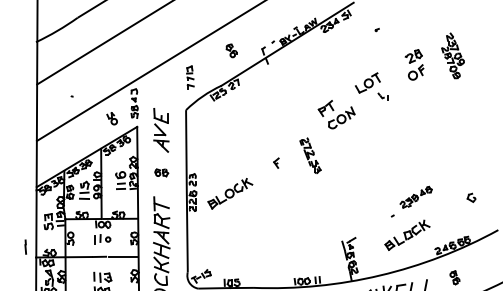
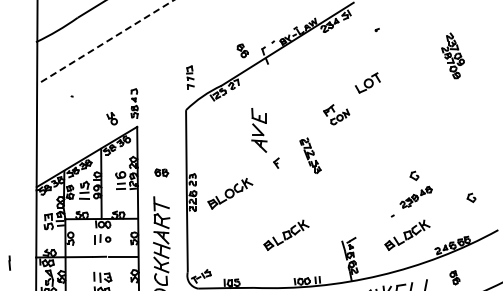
line: solid -> dashed (105, 42)
part position: (231, 50) -> (242, 50) (242, 50)
part: present -> none (414, 64)
line: present -> none (149, 71)
part: present -> none (382, 96)
part size: 39x30 px -> 28x22 px (336, 114)
part position: (161, 130) -> (259, 130) (259, 130)
part: none -> present (414, 175)
part: none -> present (286, 234)
line position: (25, 246) -> (9, 262) (9, 262)
